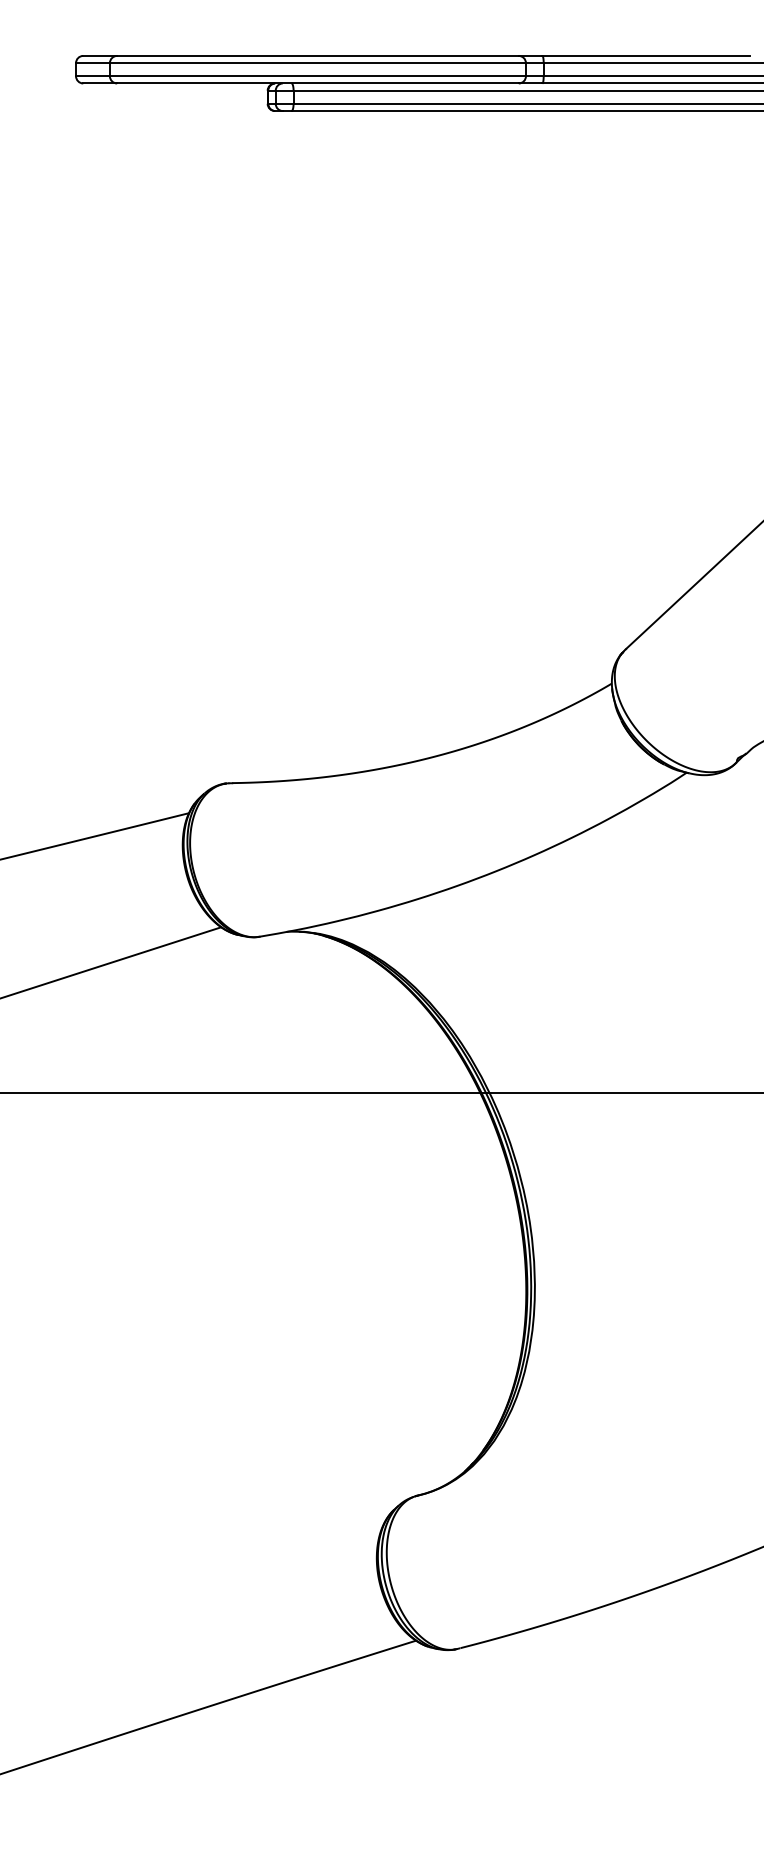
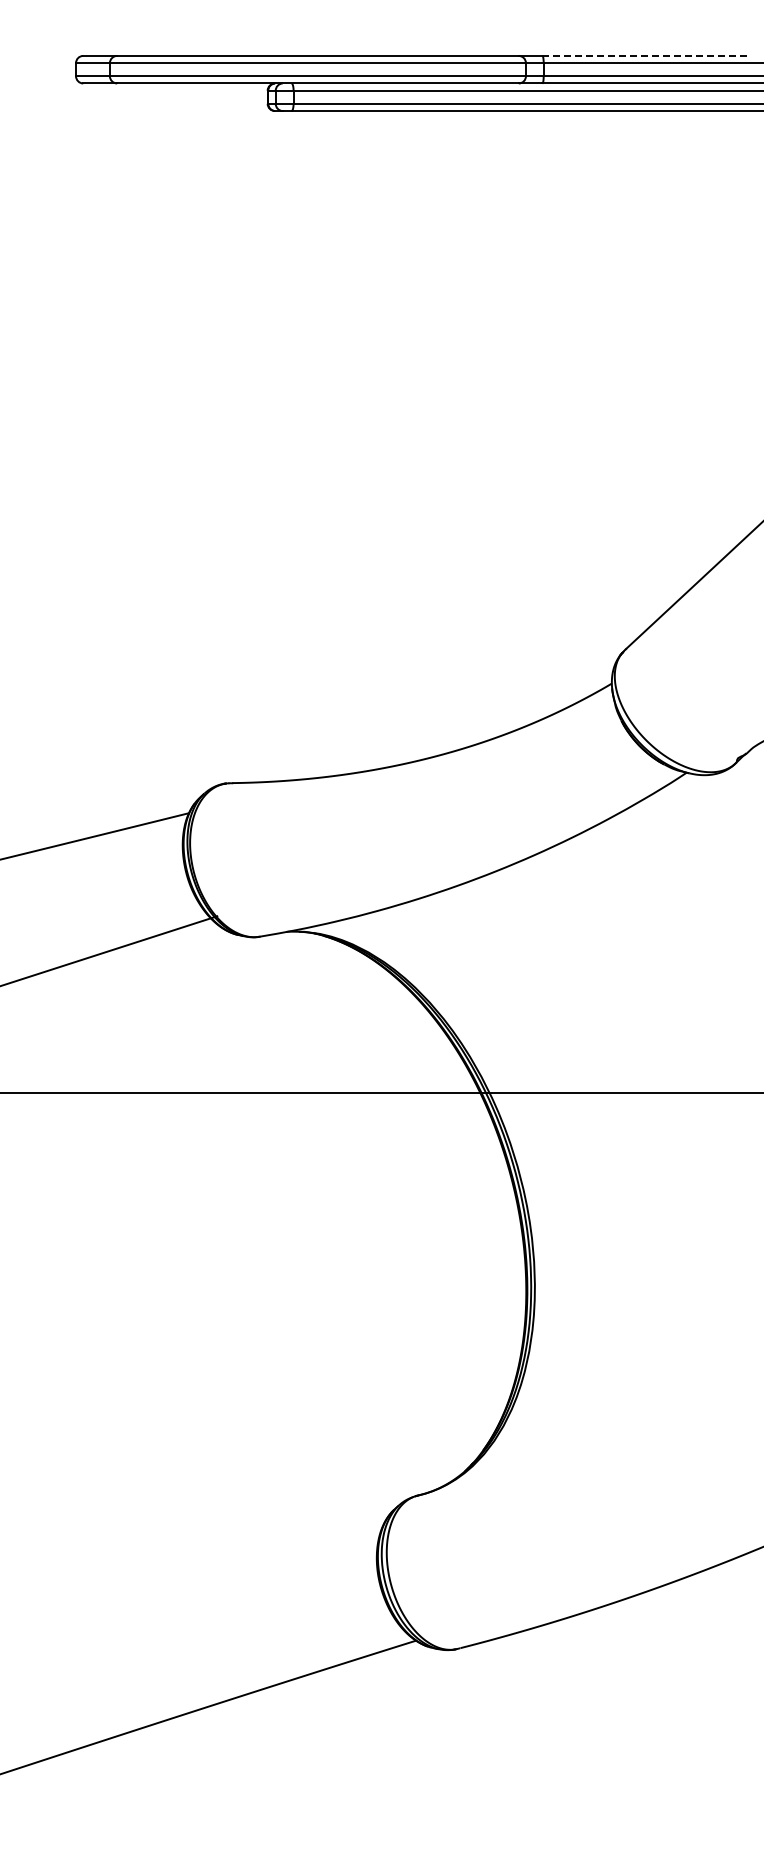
line: solid -> dashed (646, 55)
line position: (111, 962) -> (109, 950) (109, 950)
